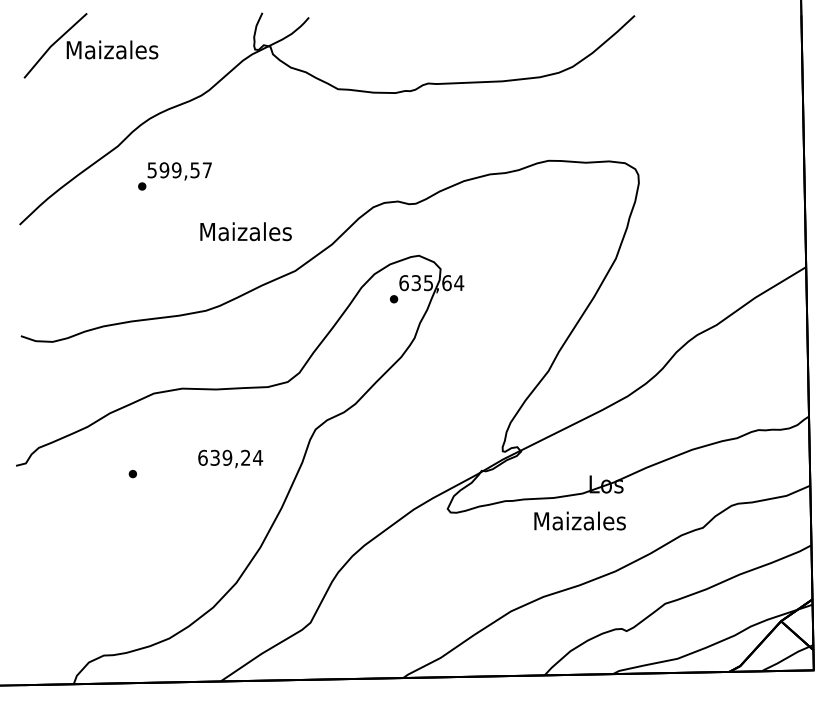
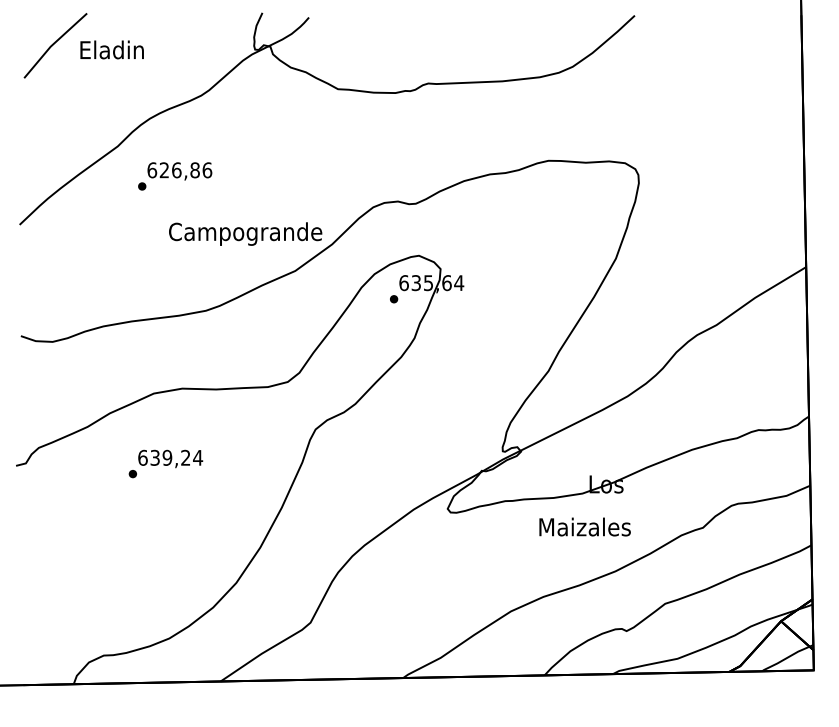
text: Maizales -> Eladin (112, 49)
text: 599,57 -> 626,86 (179, 170)
text: Maizales -> Campogrande (245, 233)
text position: (230, 458) -> (170, 458) (170, 458)
text position: (579, 520) -> (584, 526) (584, 526)
